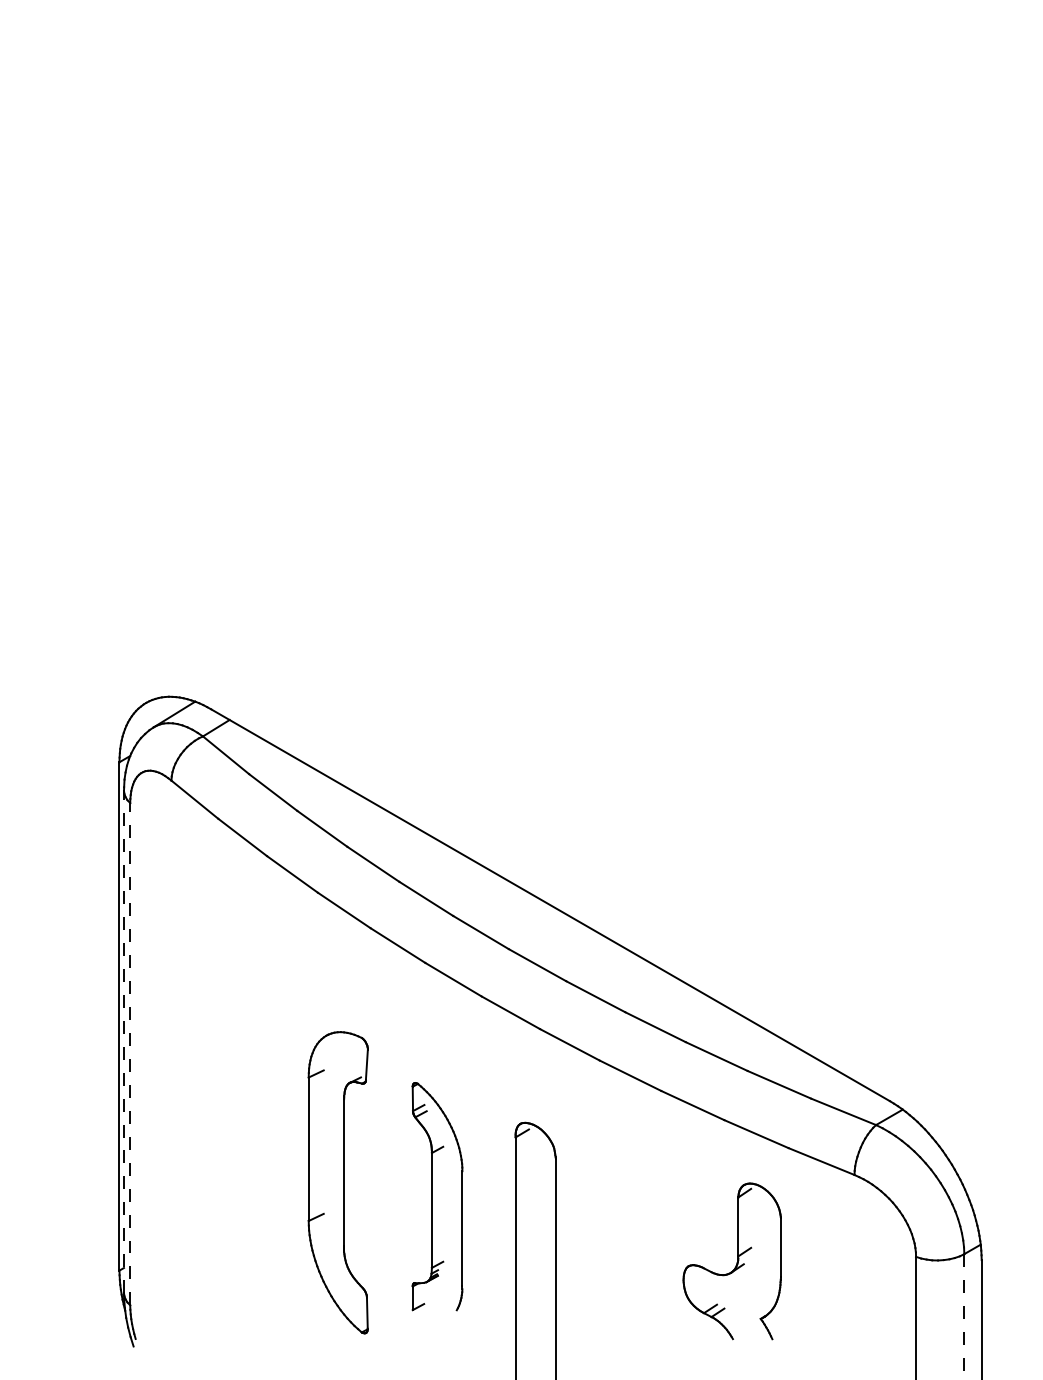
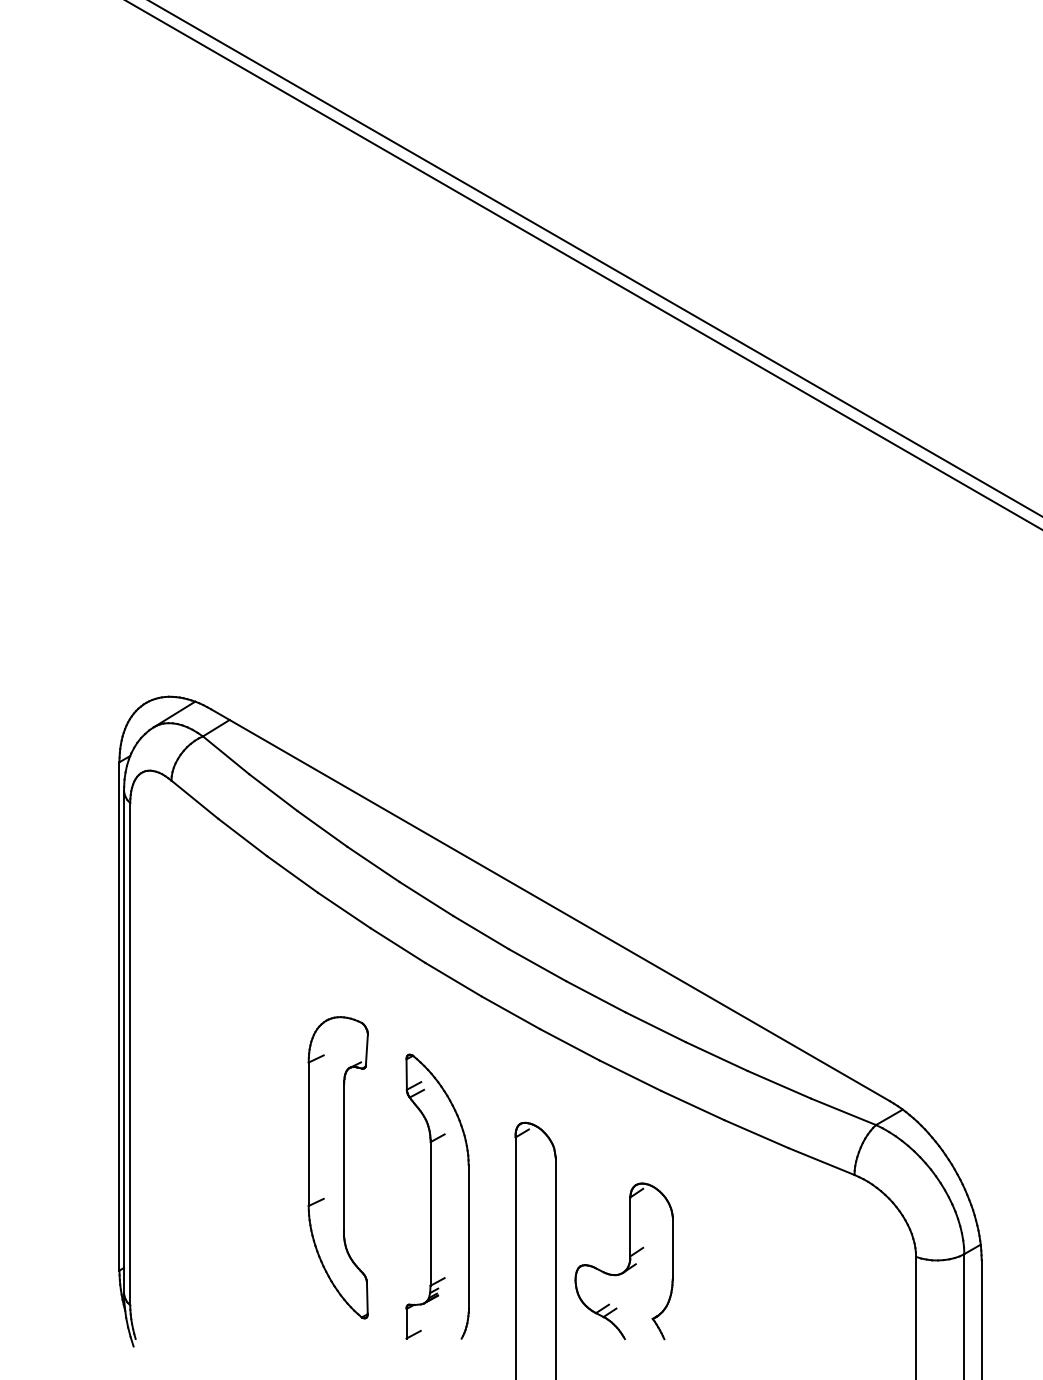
line: none -> present (595, 258)
line: none -> present (583, 265)
line: dashed -> solid (124, 1041)
line: dashed -> solid (130, 1053)
part position: (337, 1182) -> (337, 1167) (337, 1167)
part size: 53x230 px -> 65x287 px (437, 1196)
part position: (731, 1261) -> (623, 1261) (623, 1261)
line: dashed -> solid (964, 1317)
